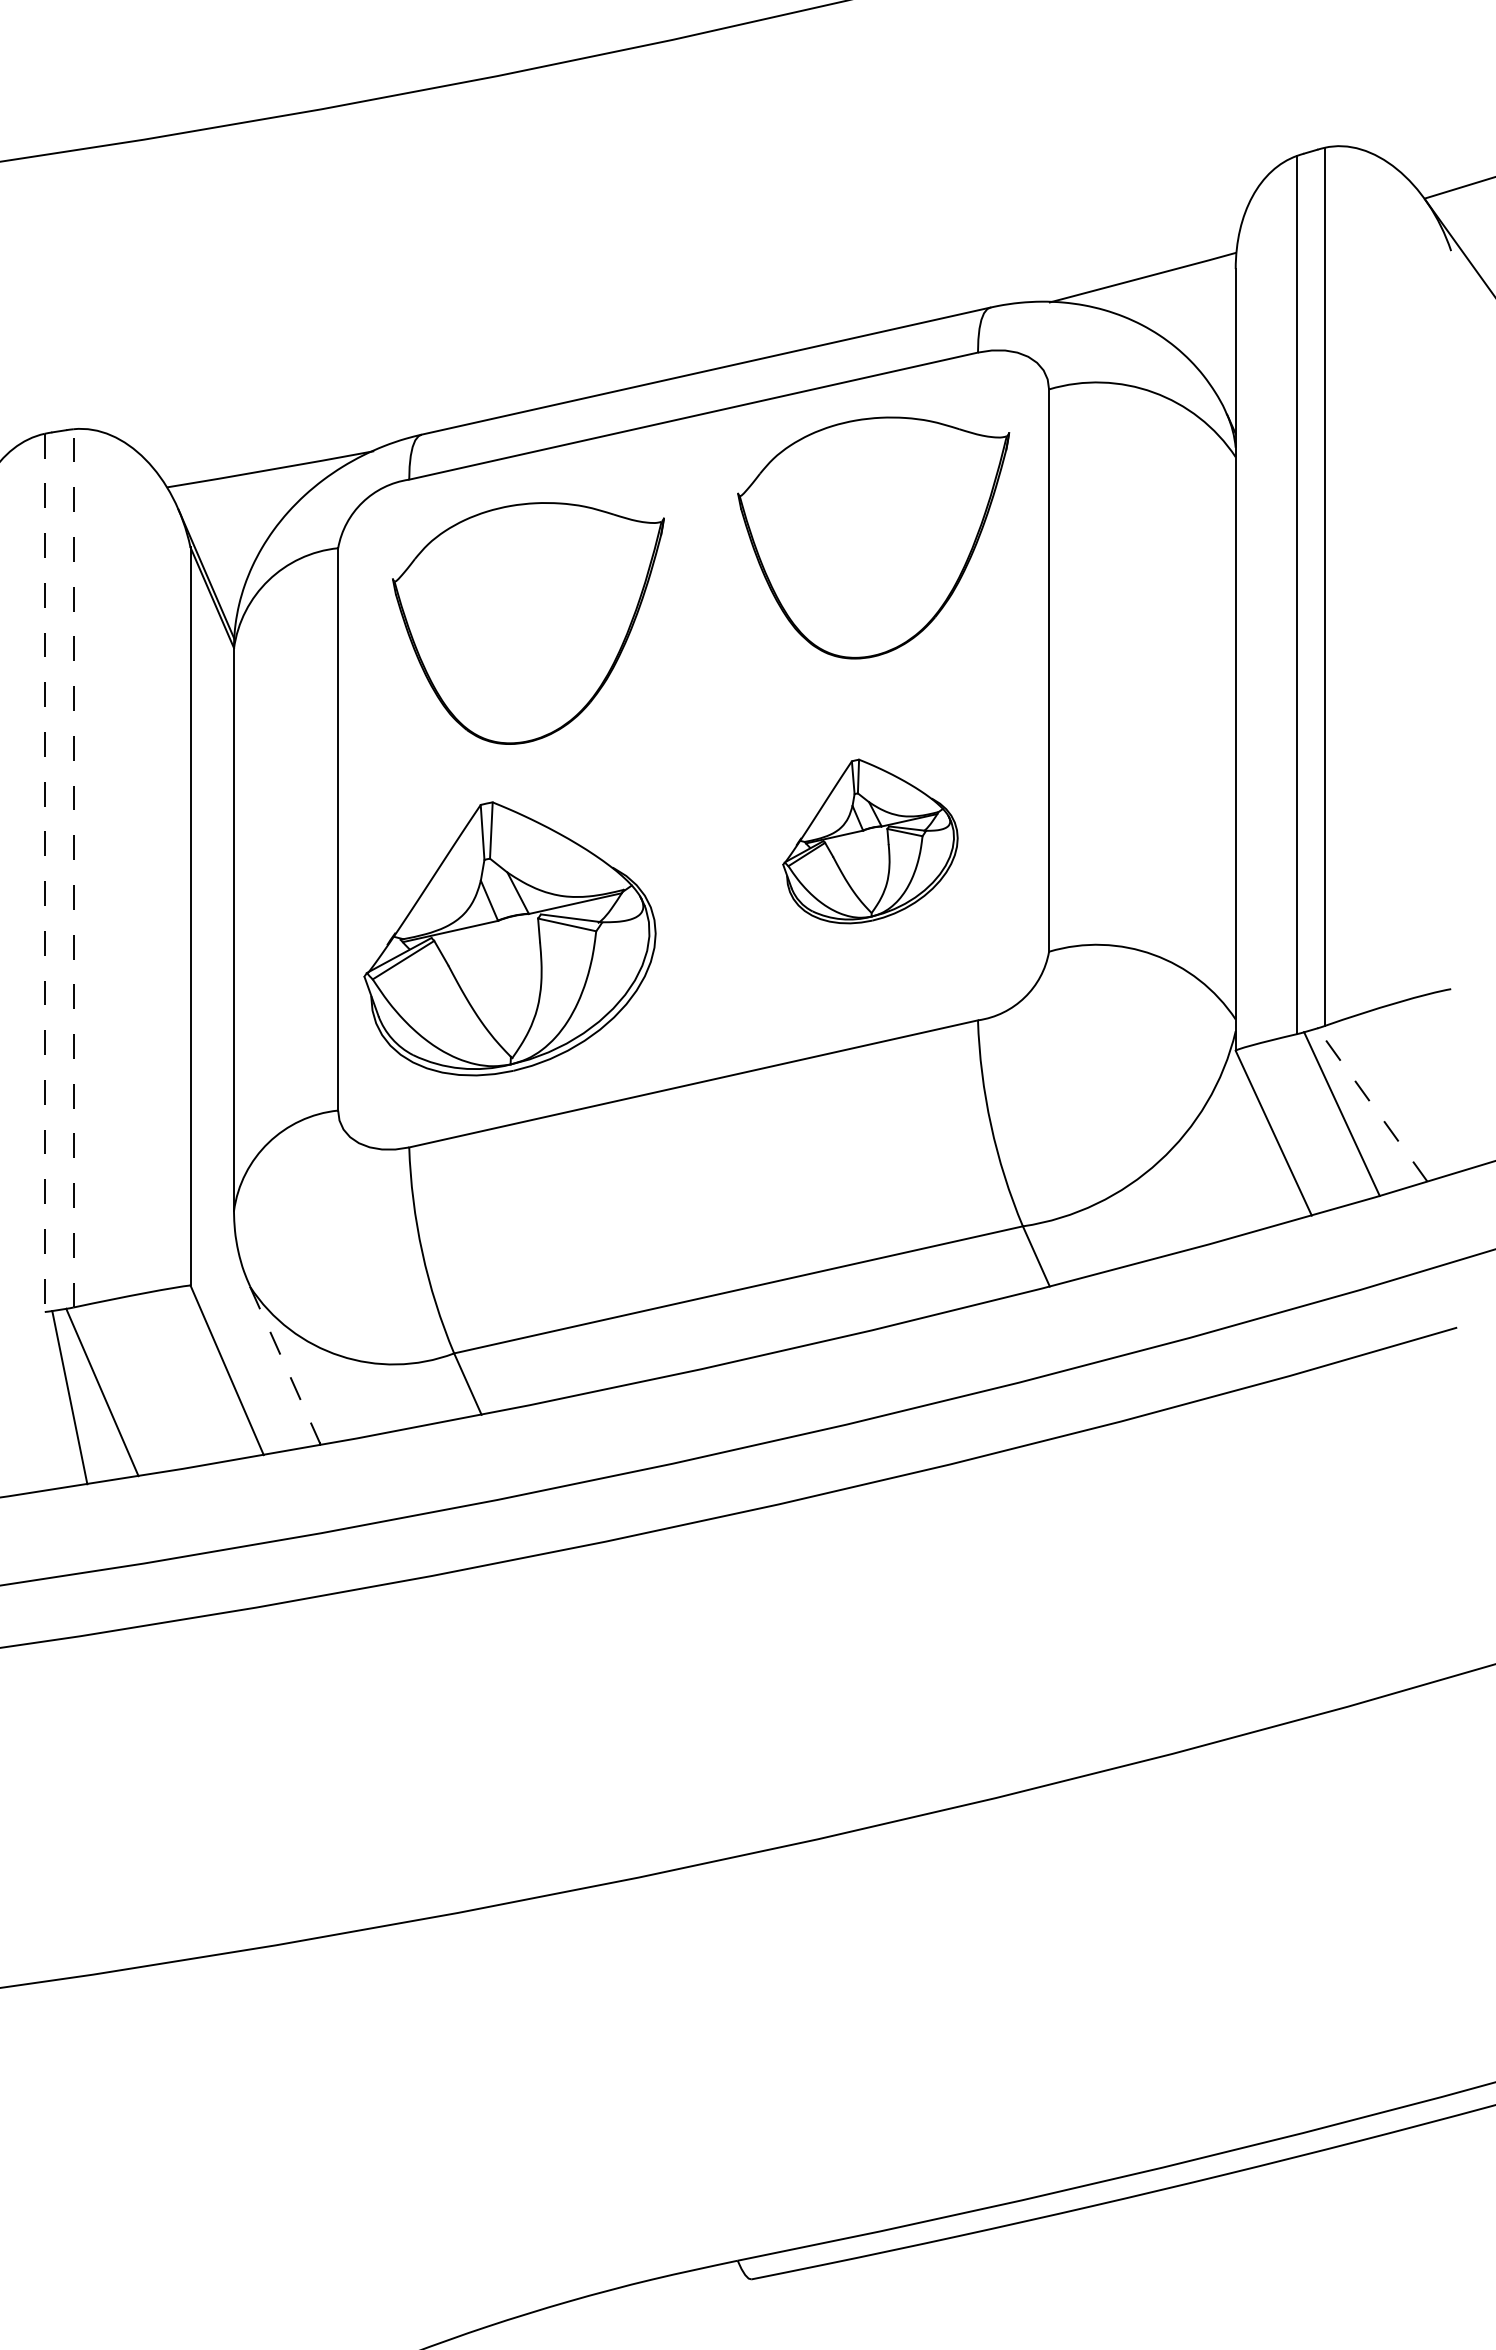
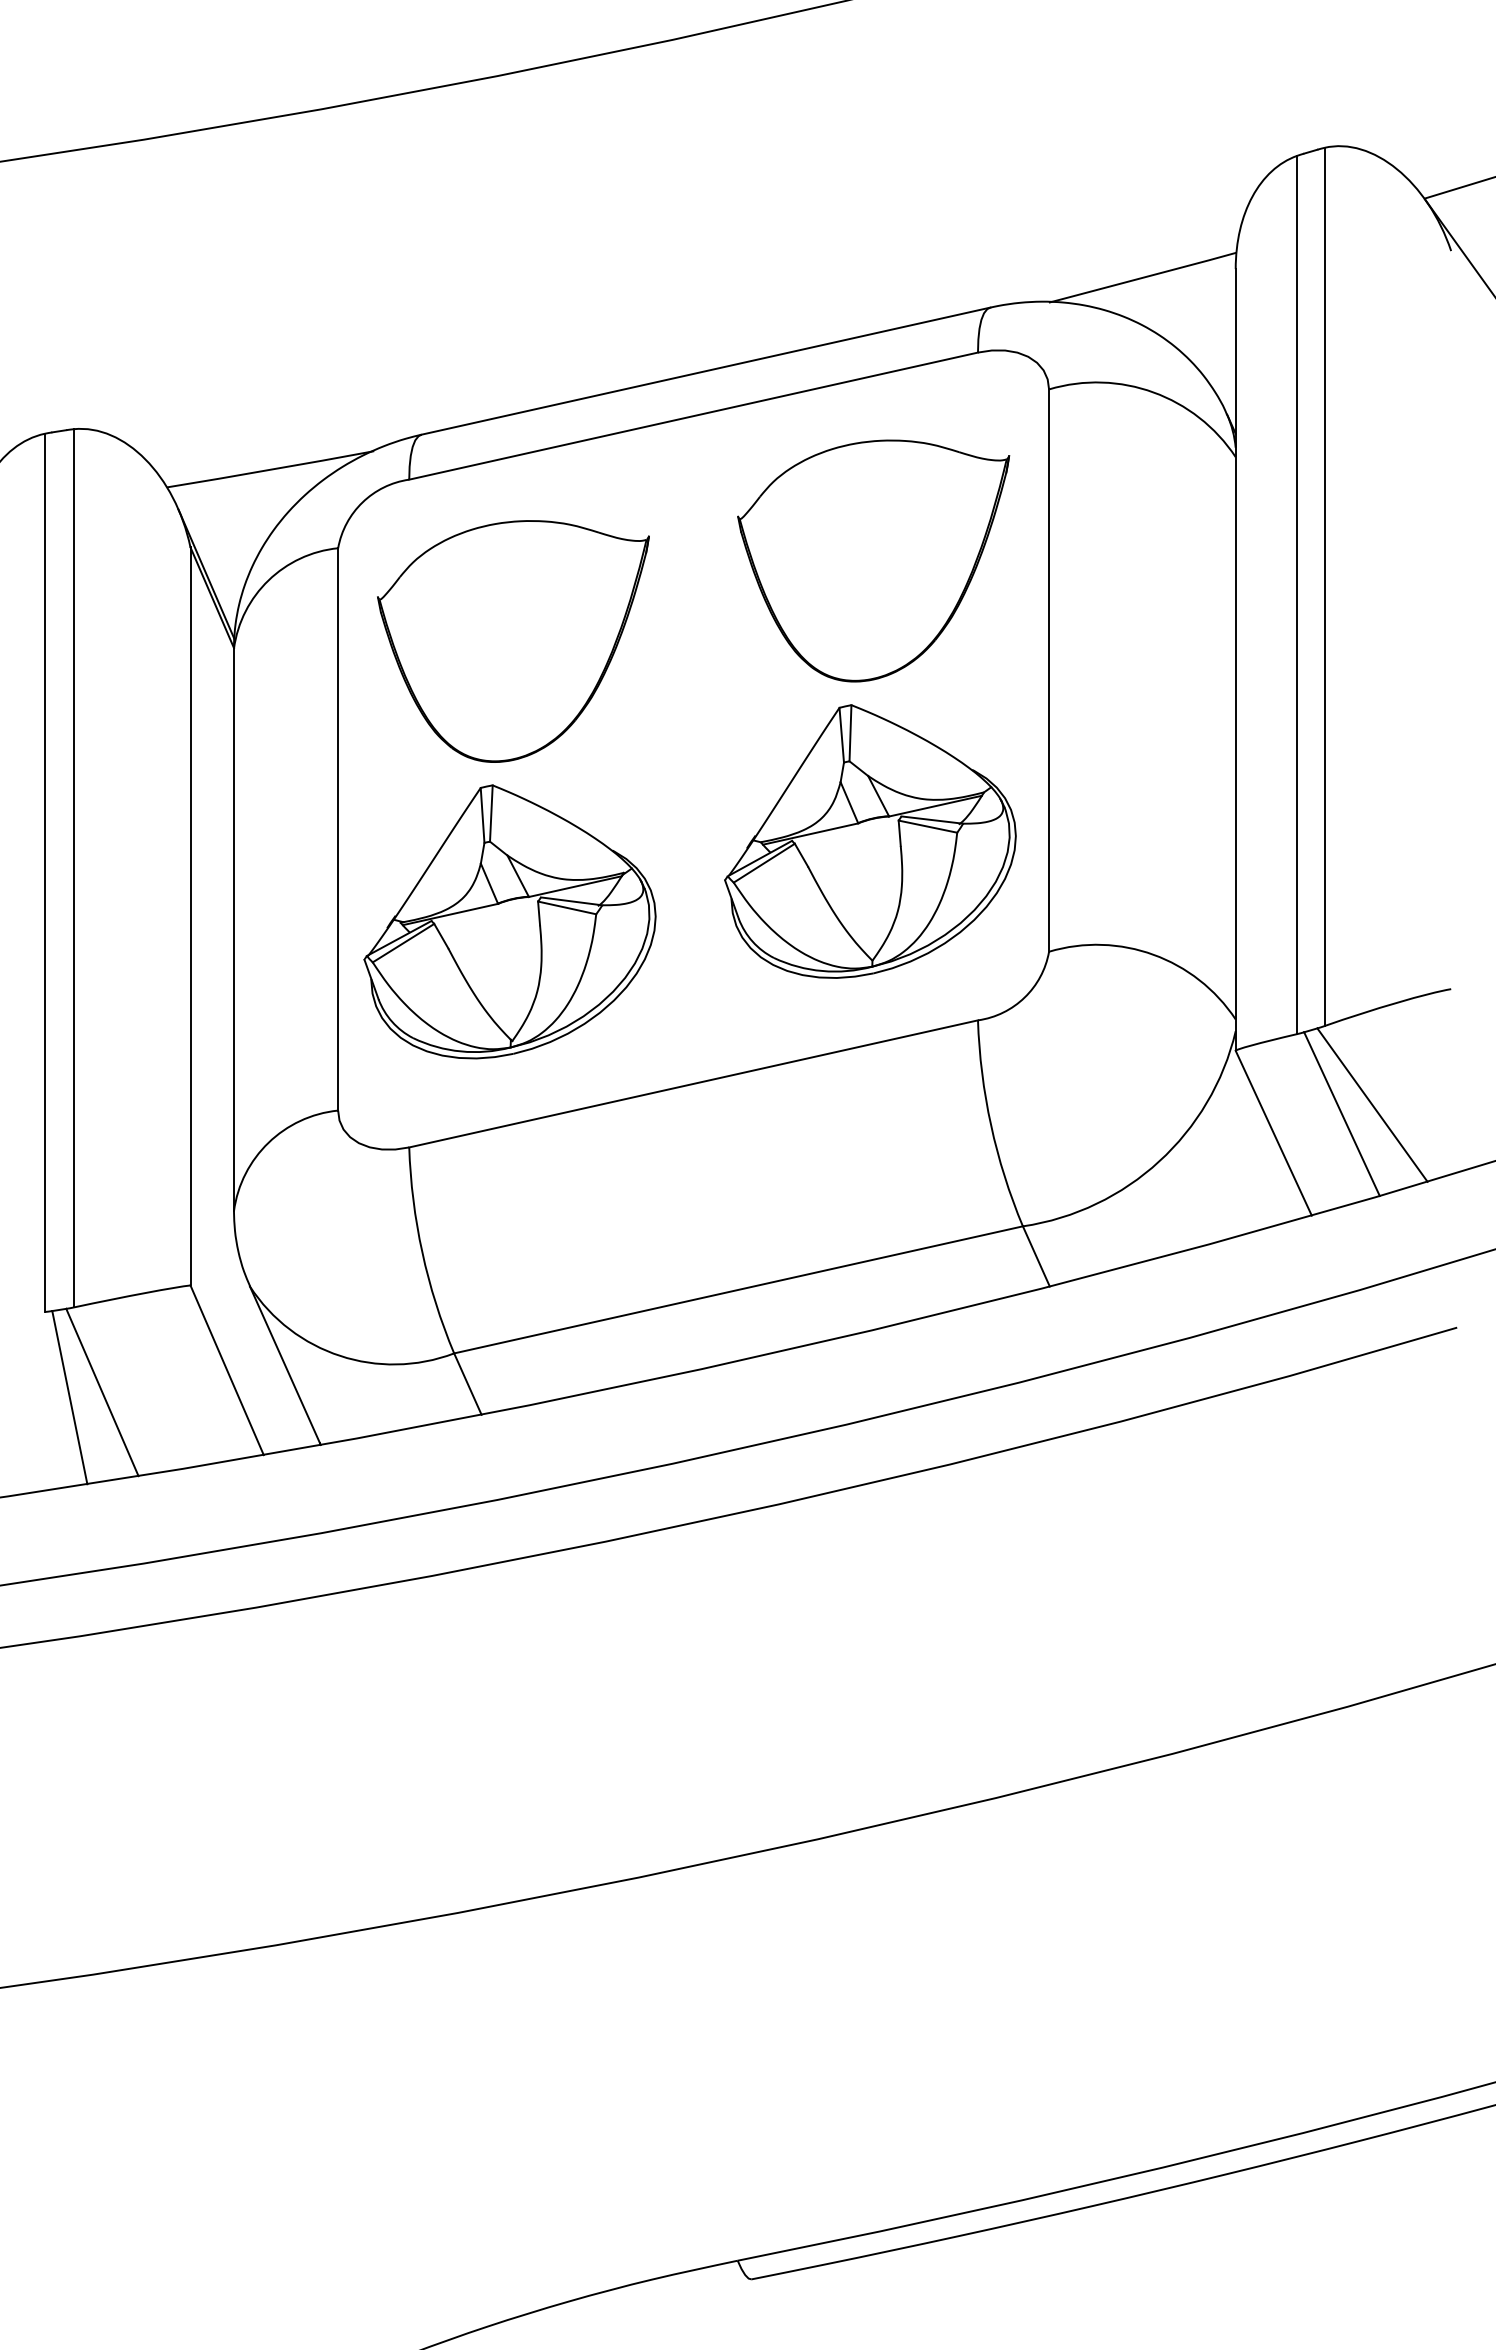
part position: (873, 537) -> (873, 560) (873, 560)
part position: (528, 623) -> (513, 641) (513, 641)
part size: 177x167 px -> 293x275 px (870, 841)
line: dashed -> solid (73, 867)
line: dashed -> solid (44, 873)
part position: (509, 938) -> (509, 921) (509, 921)
line: dashed -> solid (1372, 1104)
line: dashed -> solid (285, 1365)
